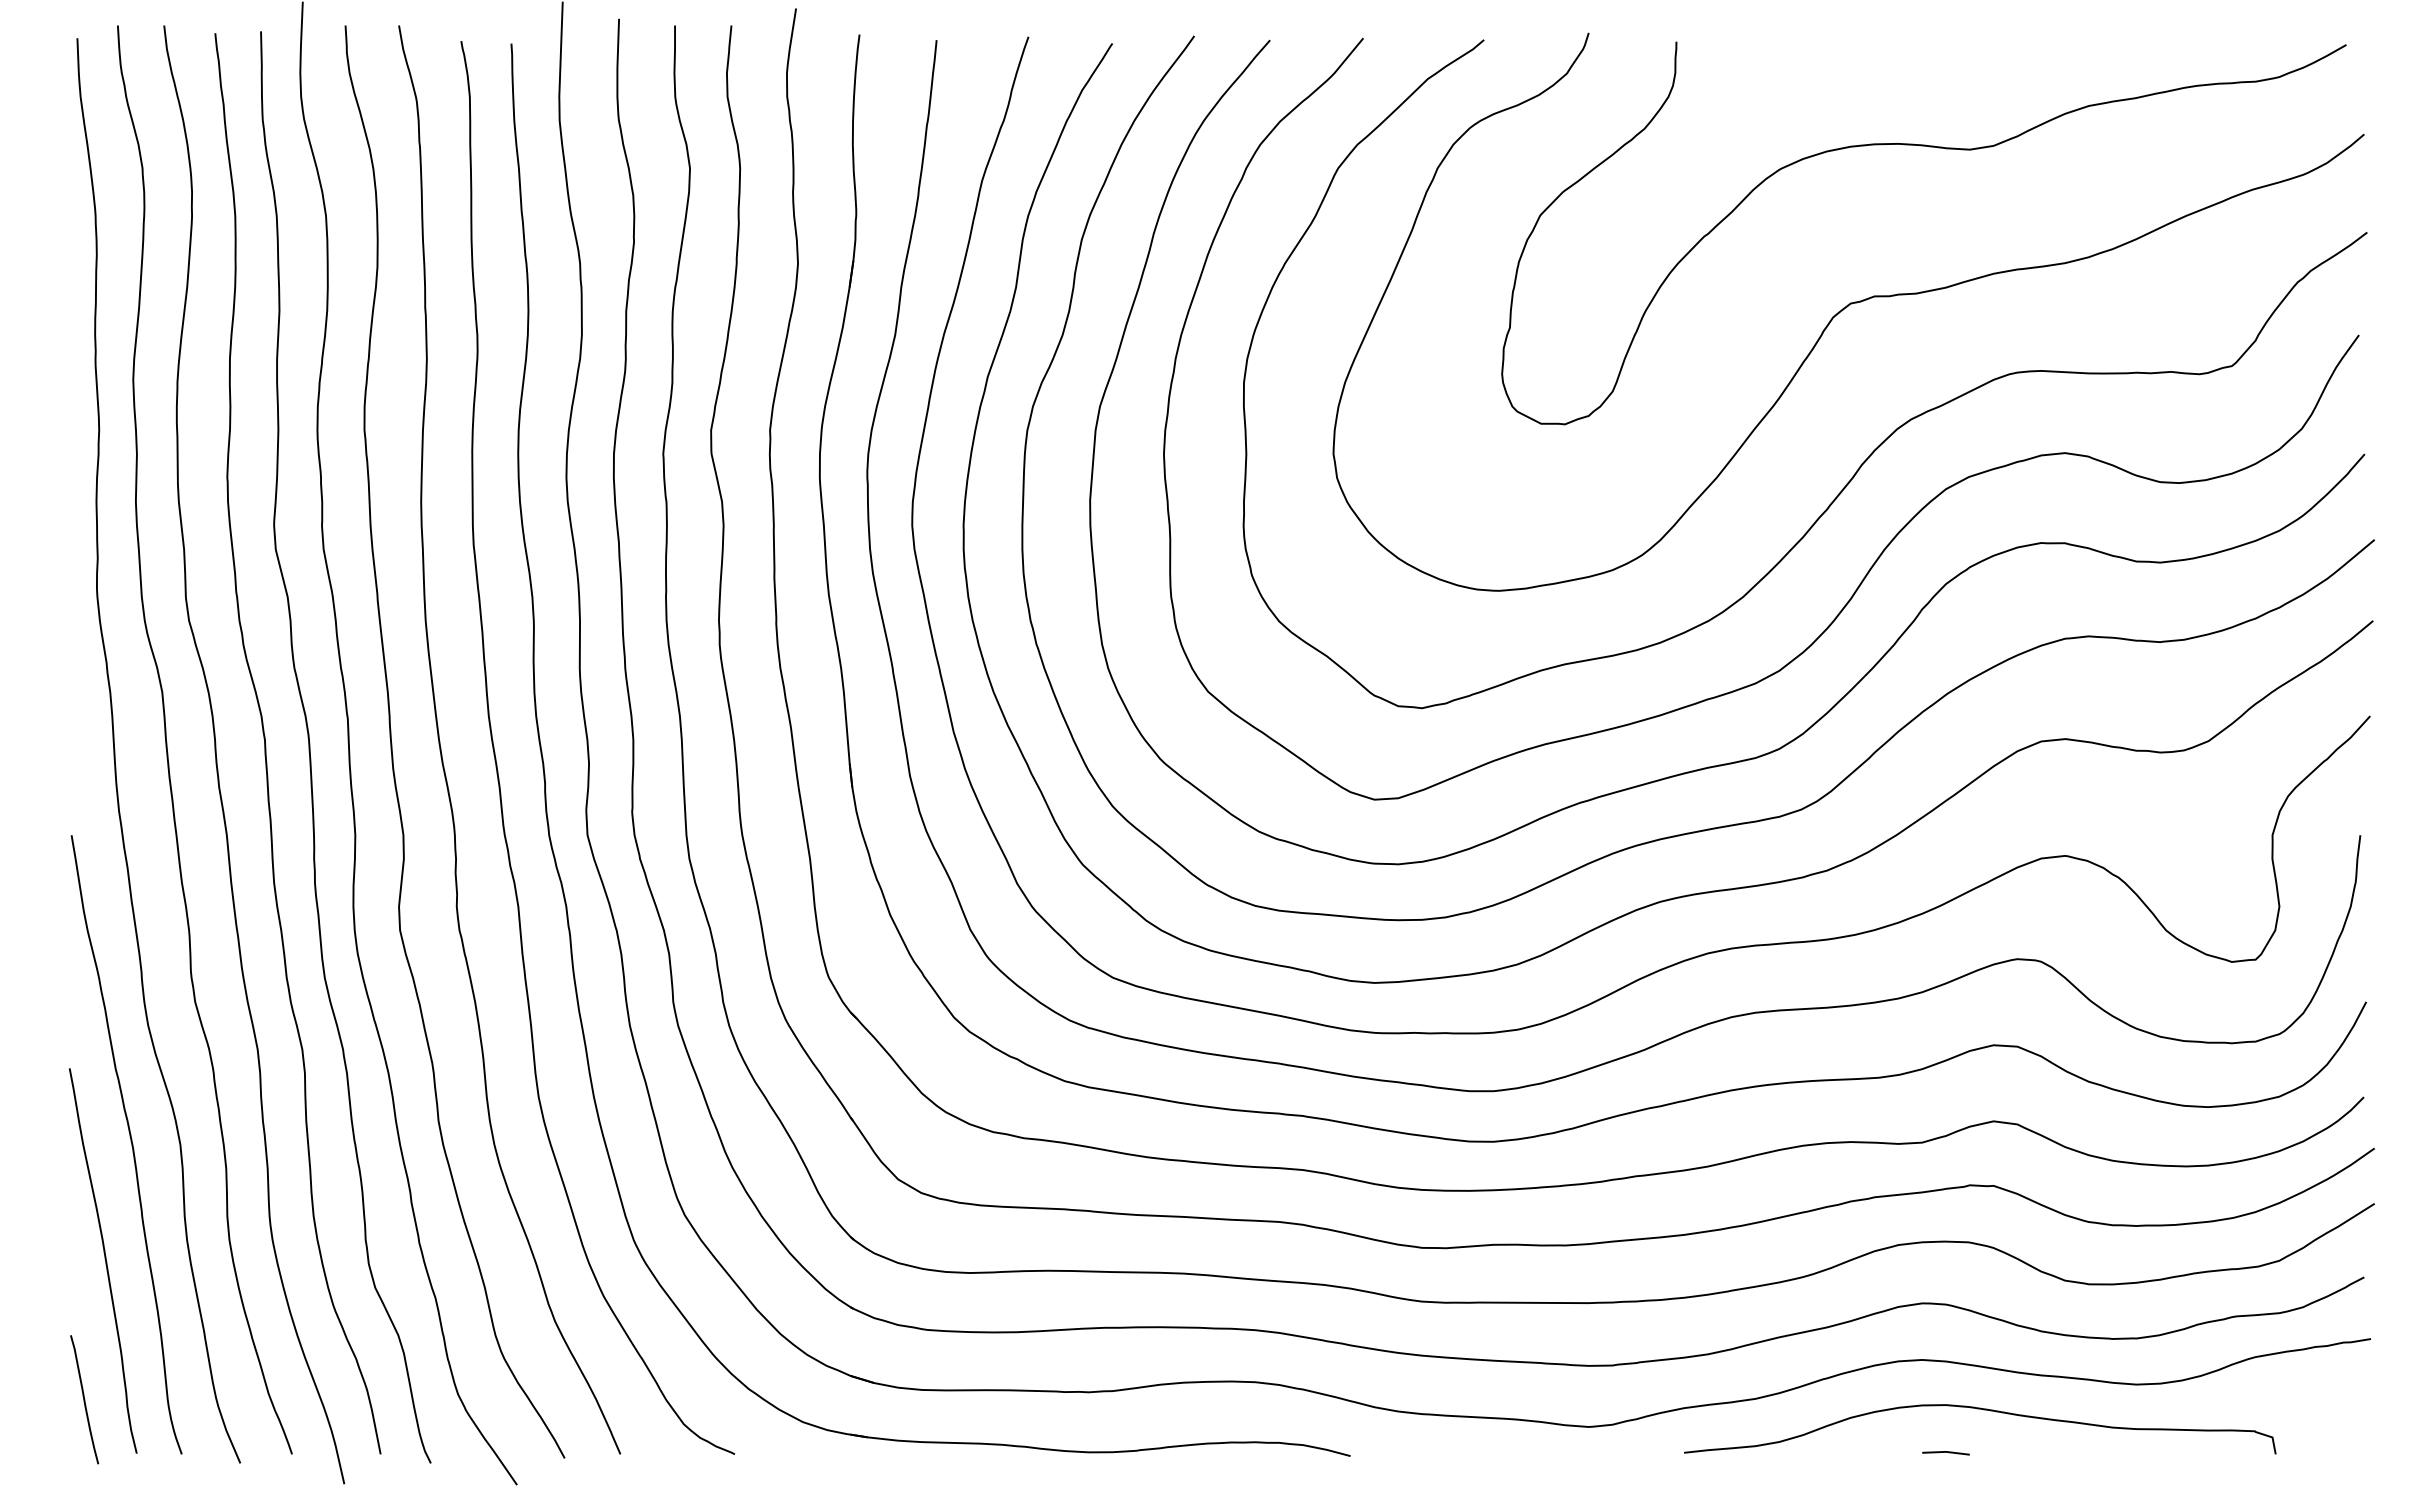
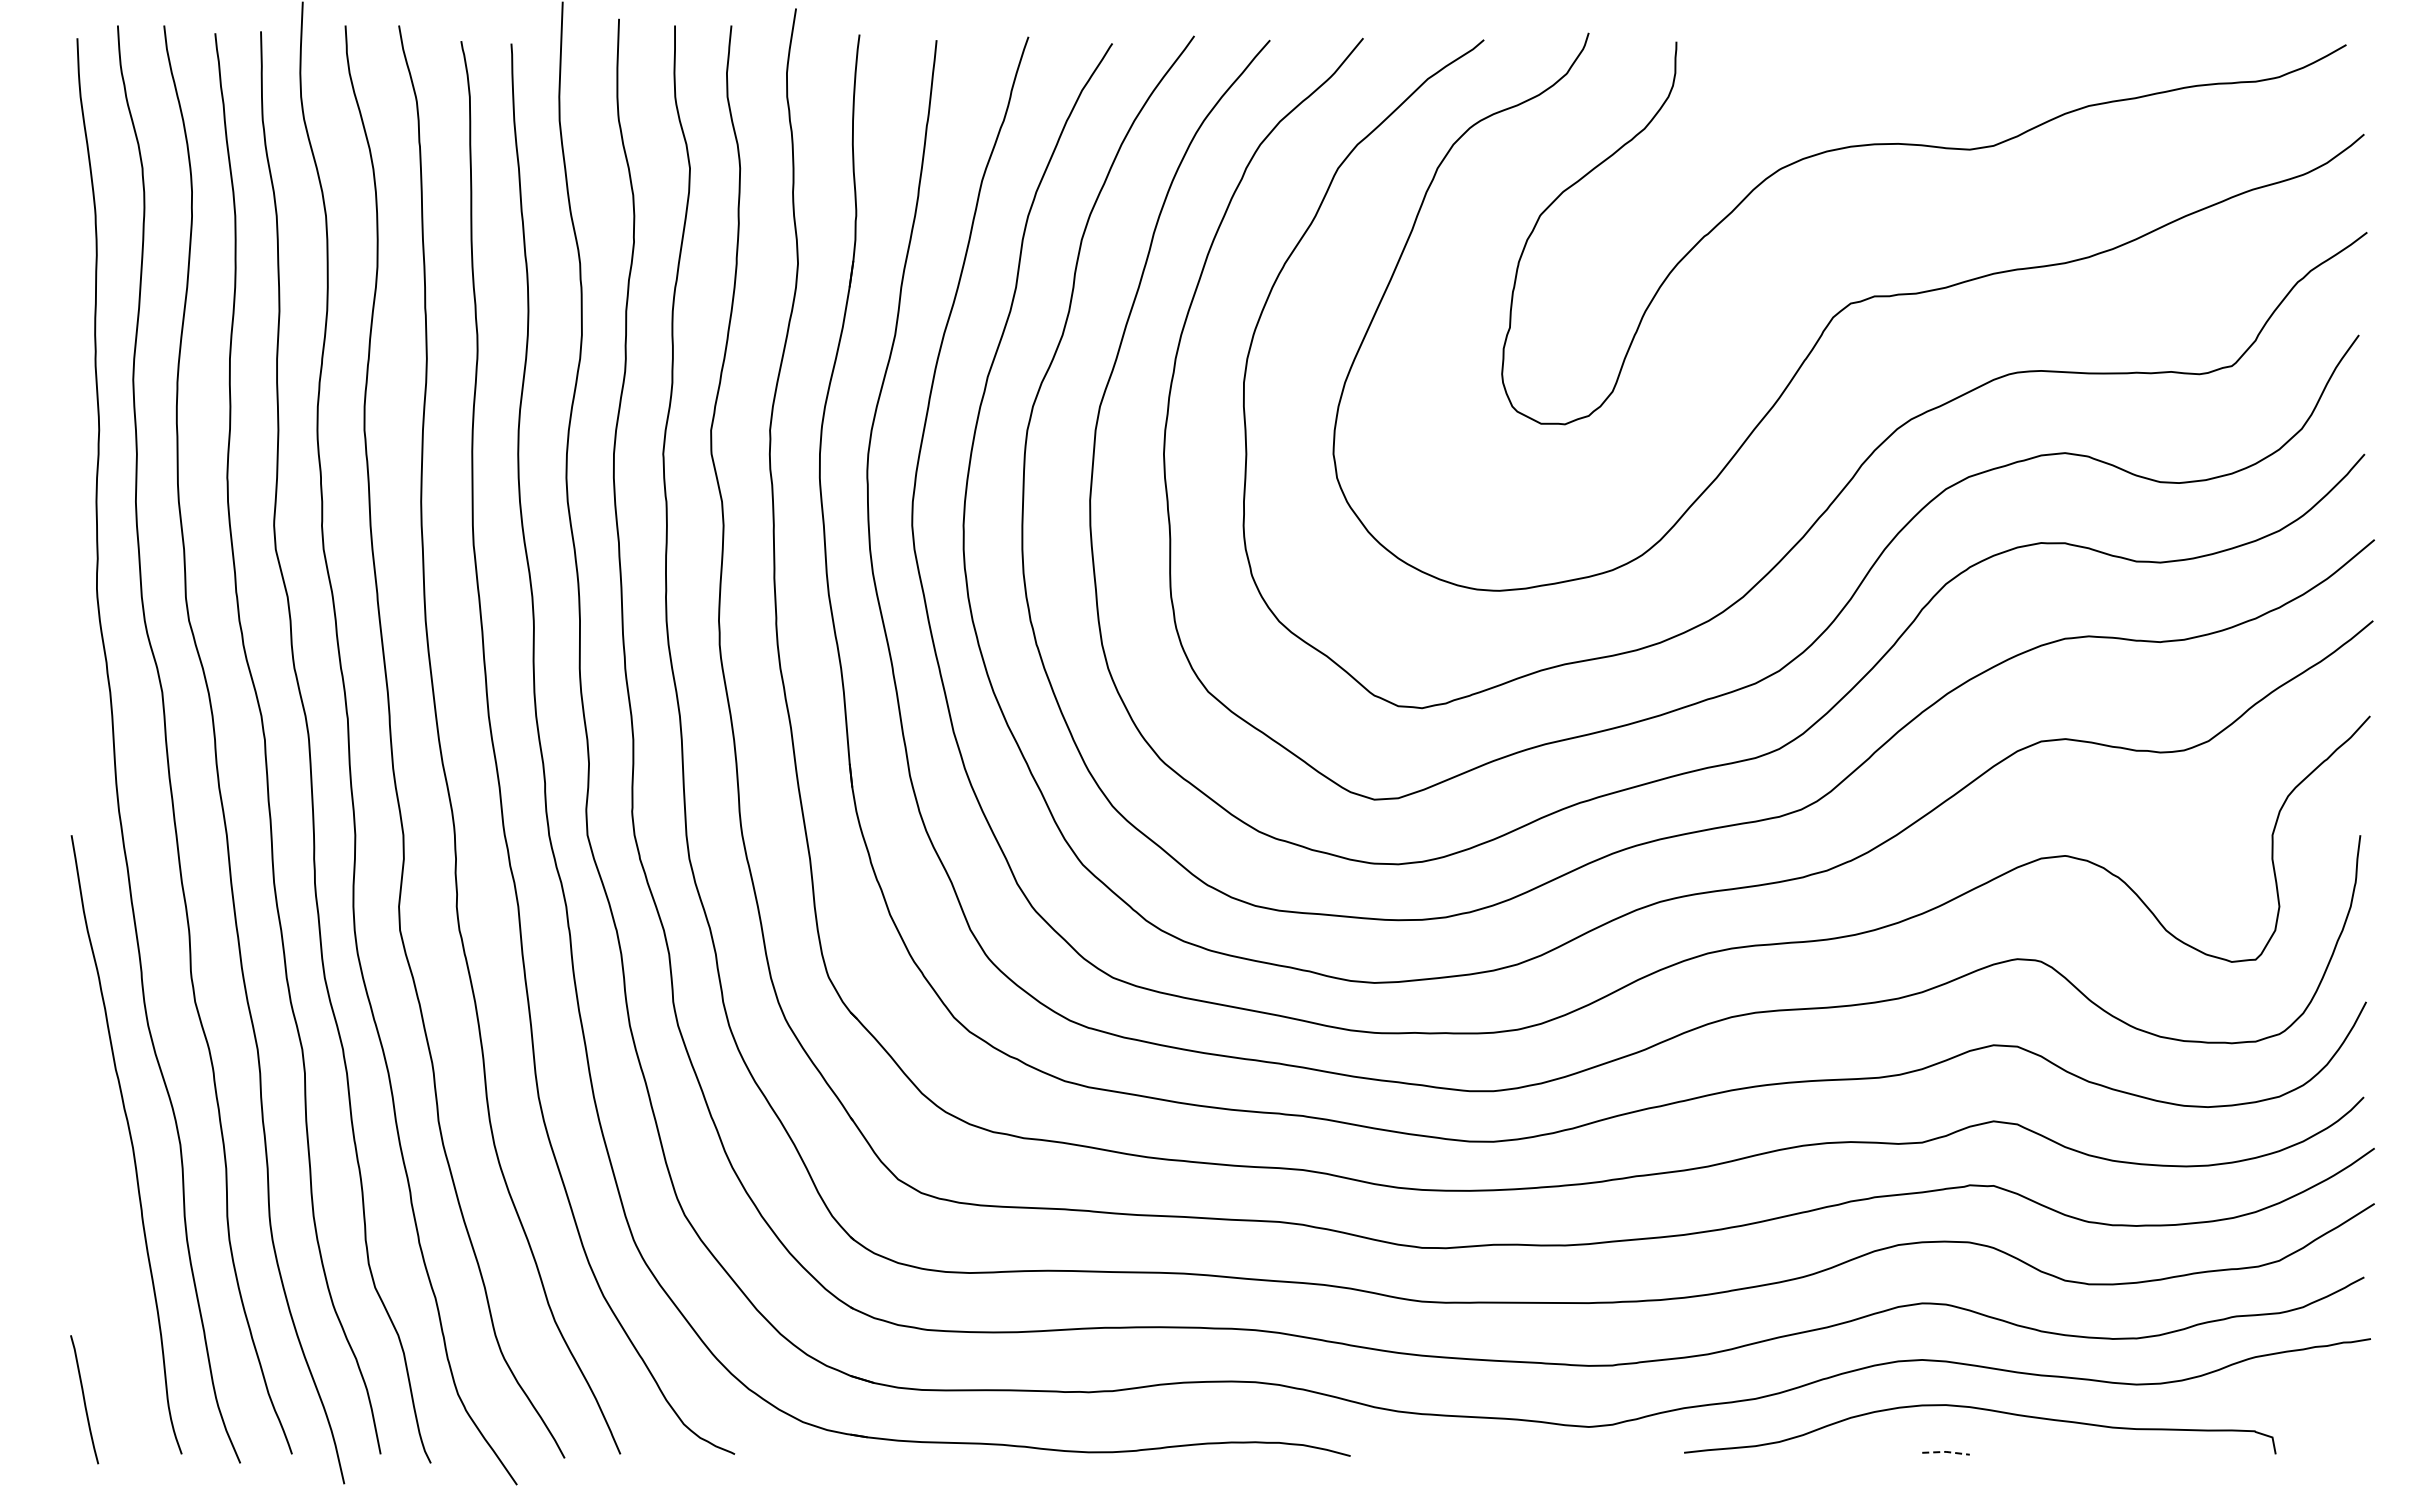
curve: present -> none (104, 1259)
line: solid -> dashed (1946, 1451)
